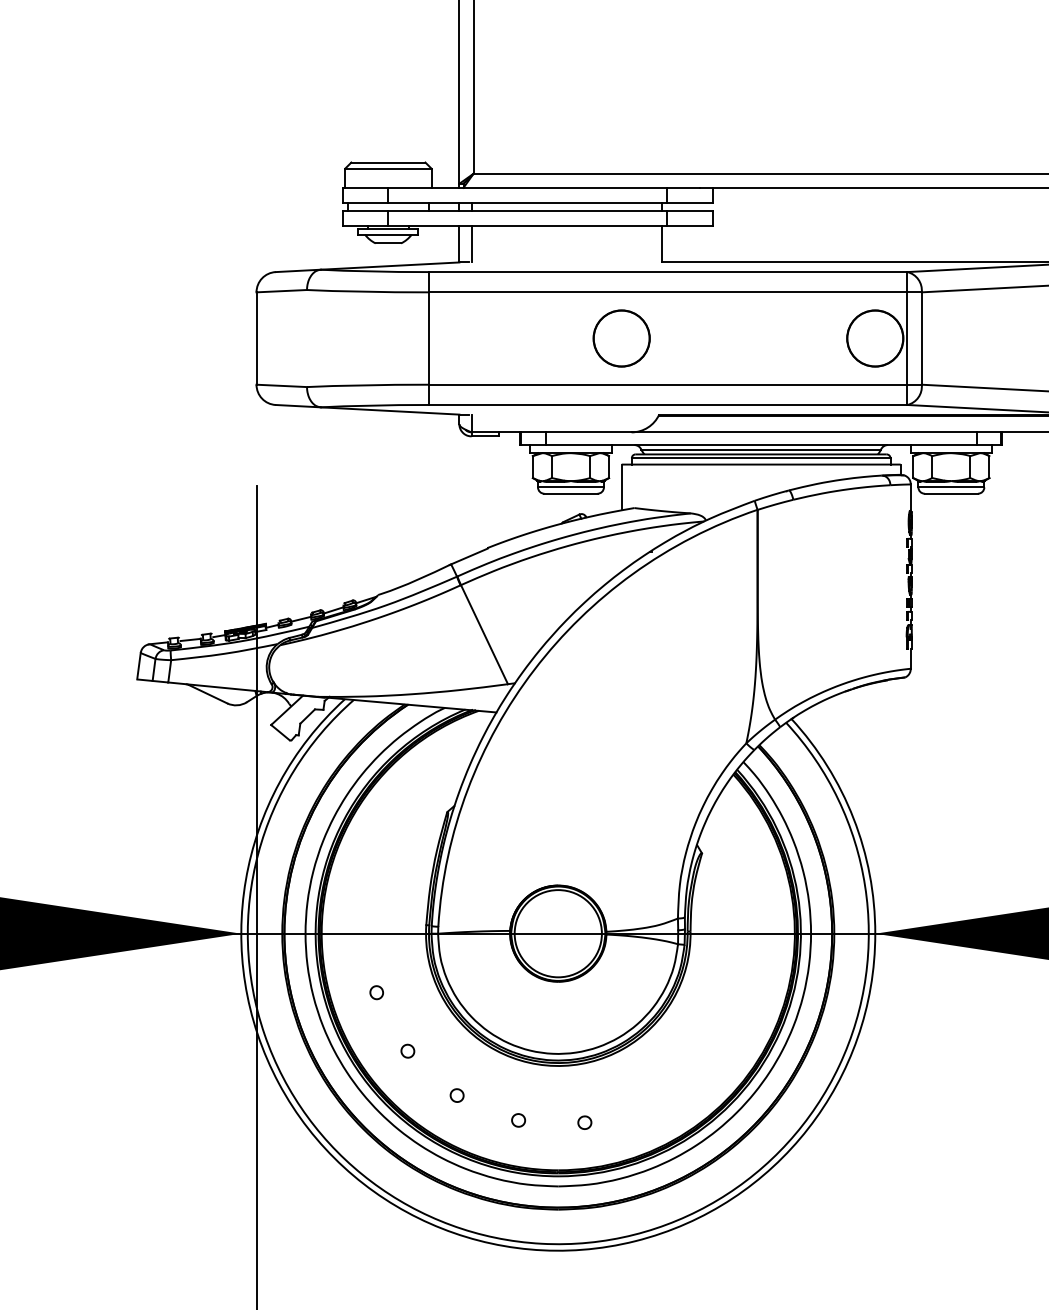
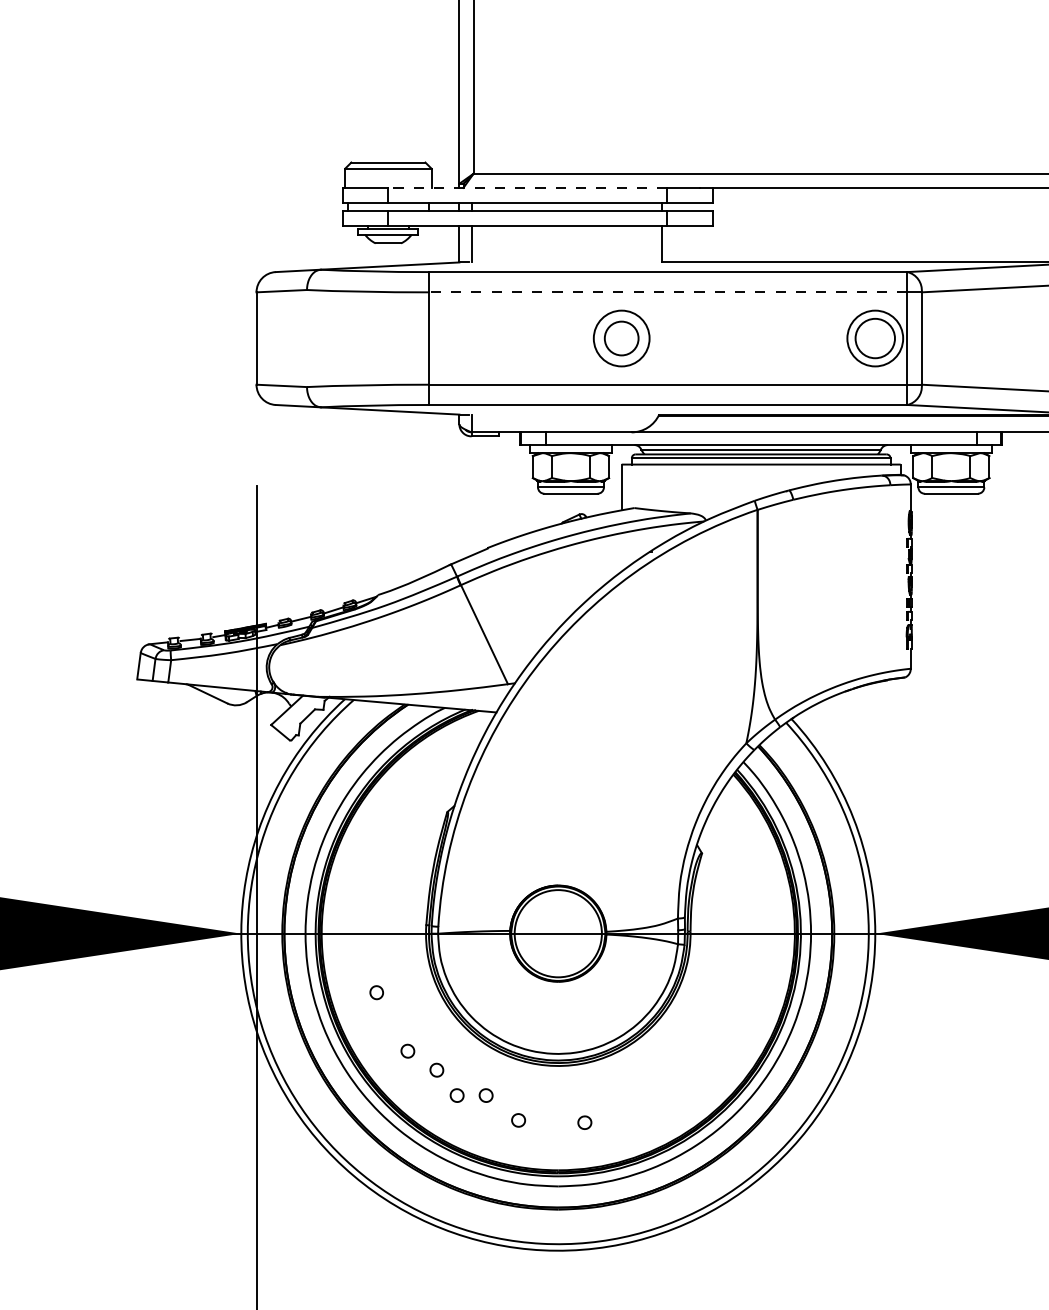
line: solid -> dashed (527, 187)
line: solid -> dashed (667, 292)
circle diameter: 56 px -> 34 px (621, 338)
circle diameter: 56 px -> 39 px (874, 338)
part: none -> present (436, 1069)
part: none -> present (485, 1095)
